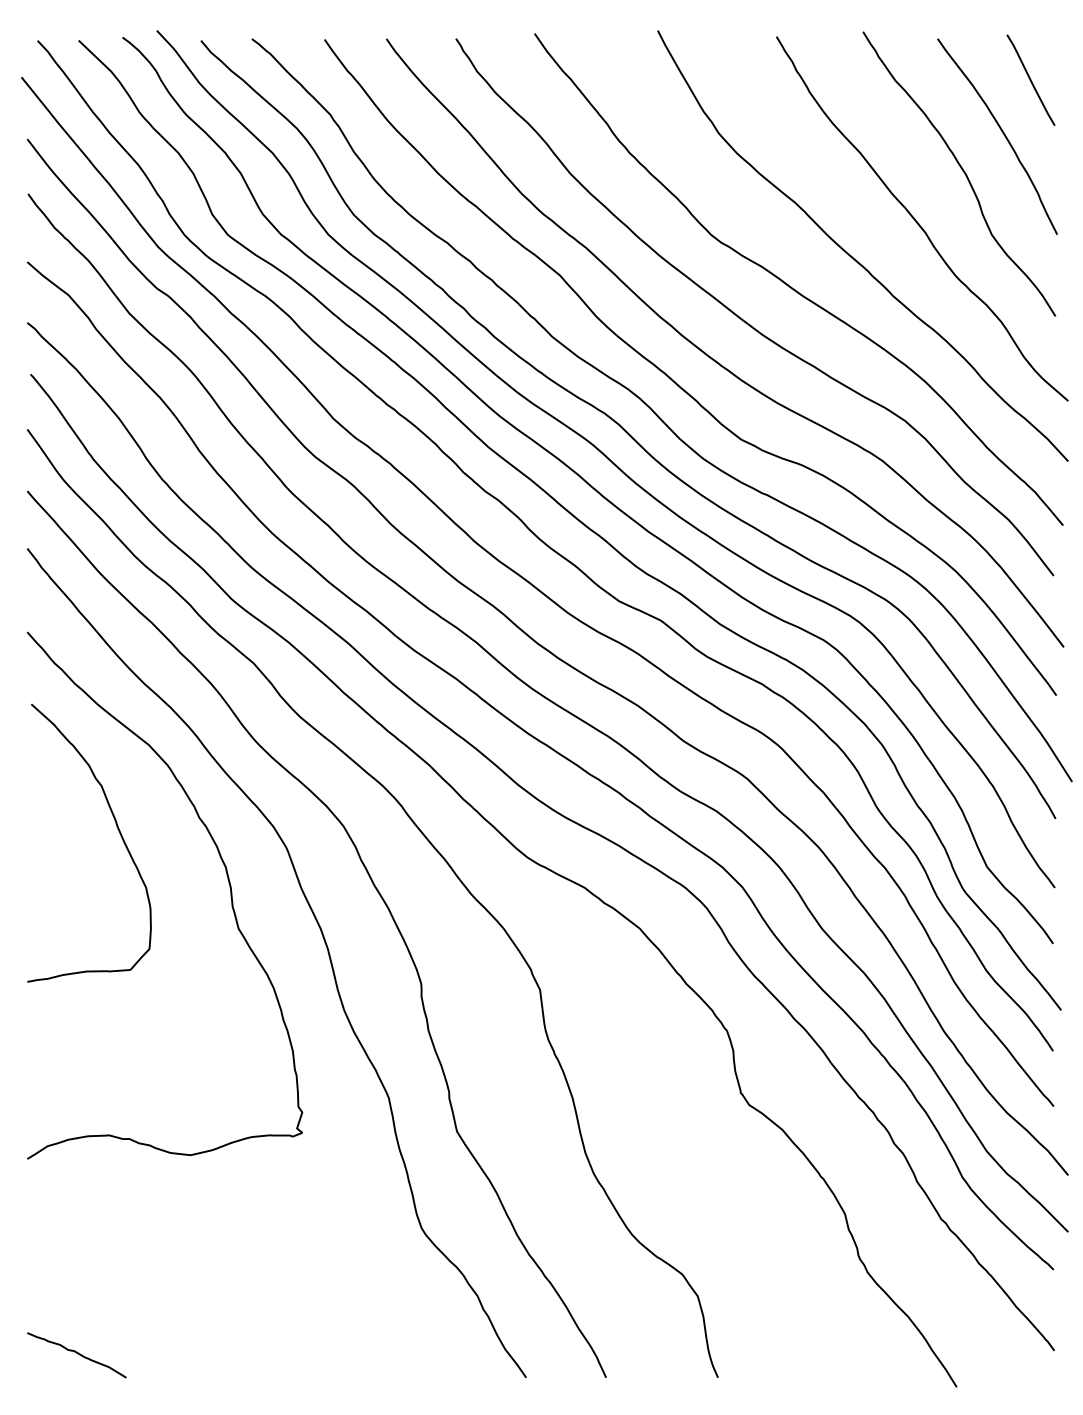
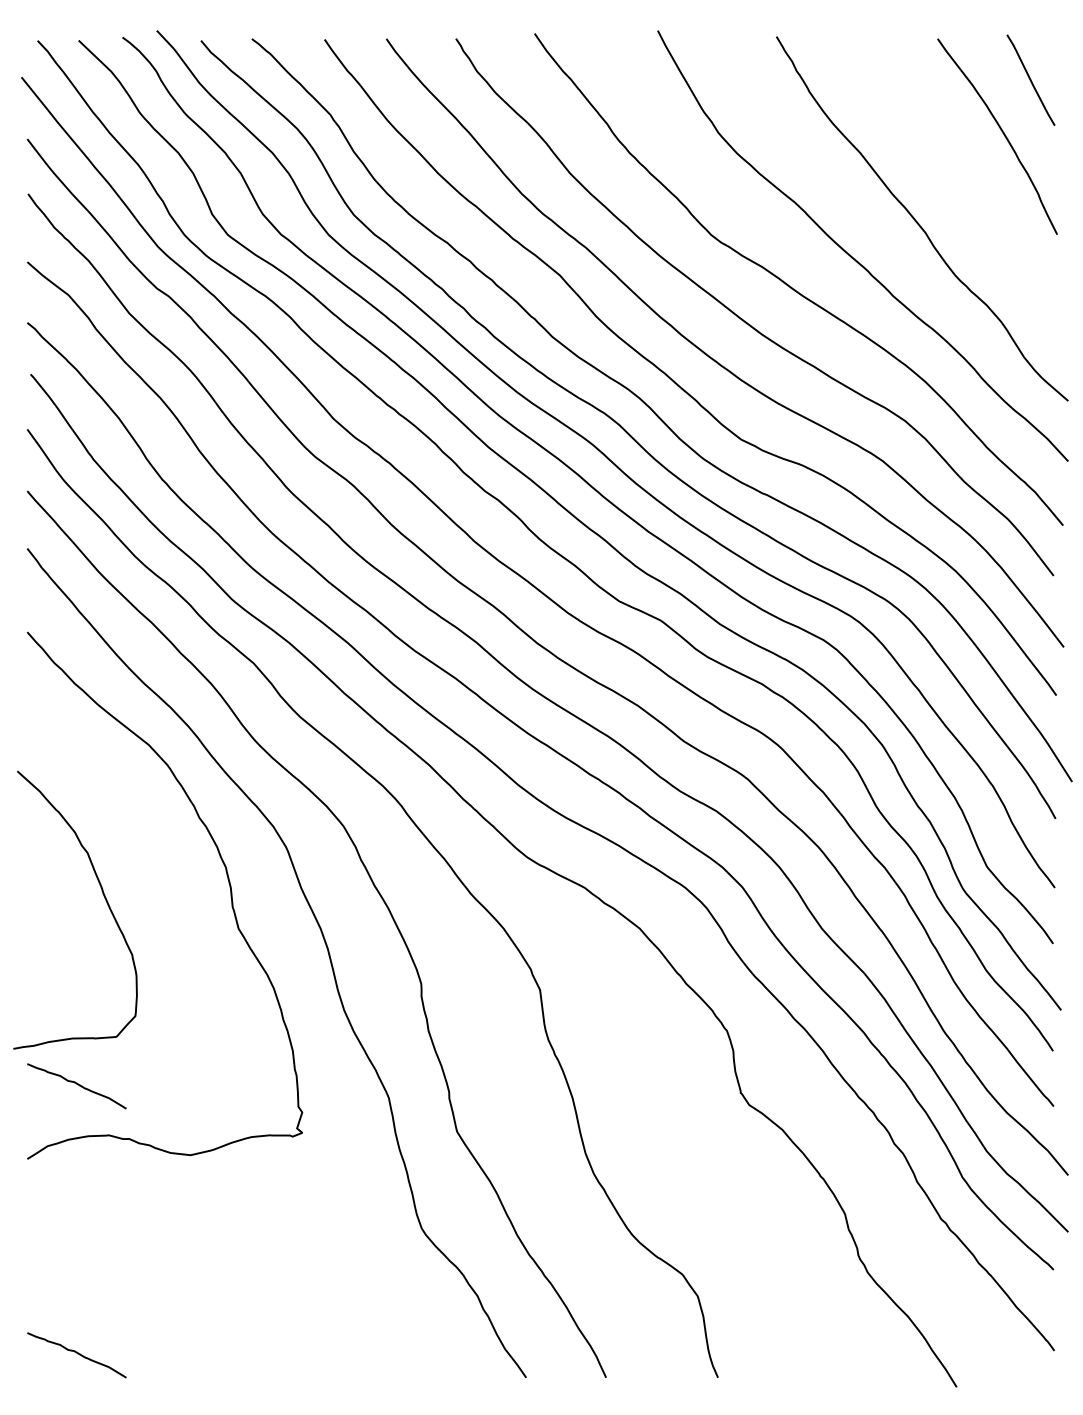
curve: present -> none (962, 171)
curve position: (117, 829) -> (103, 896) (103, 896)
curve: none -> present (77, 1085)
